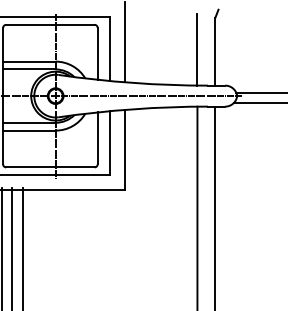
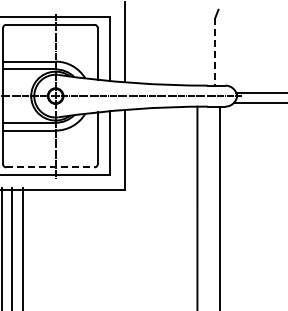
line: present -> none (197, 49)
line: solid -> dashed (215, 52)
line: solid -> dashed (50, 167)
line position: (215, 206) -> (220, 206) (220, 206)
